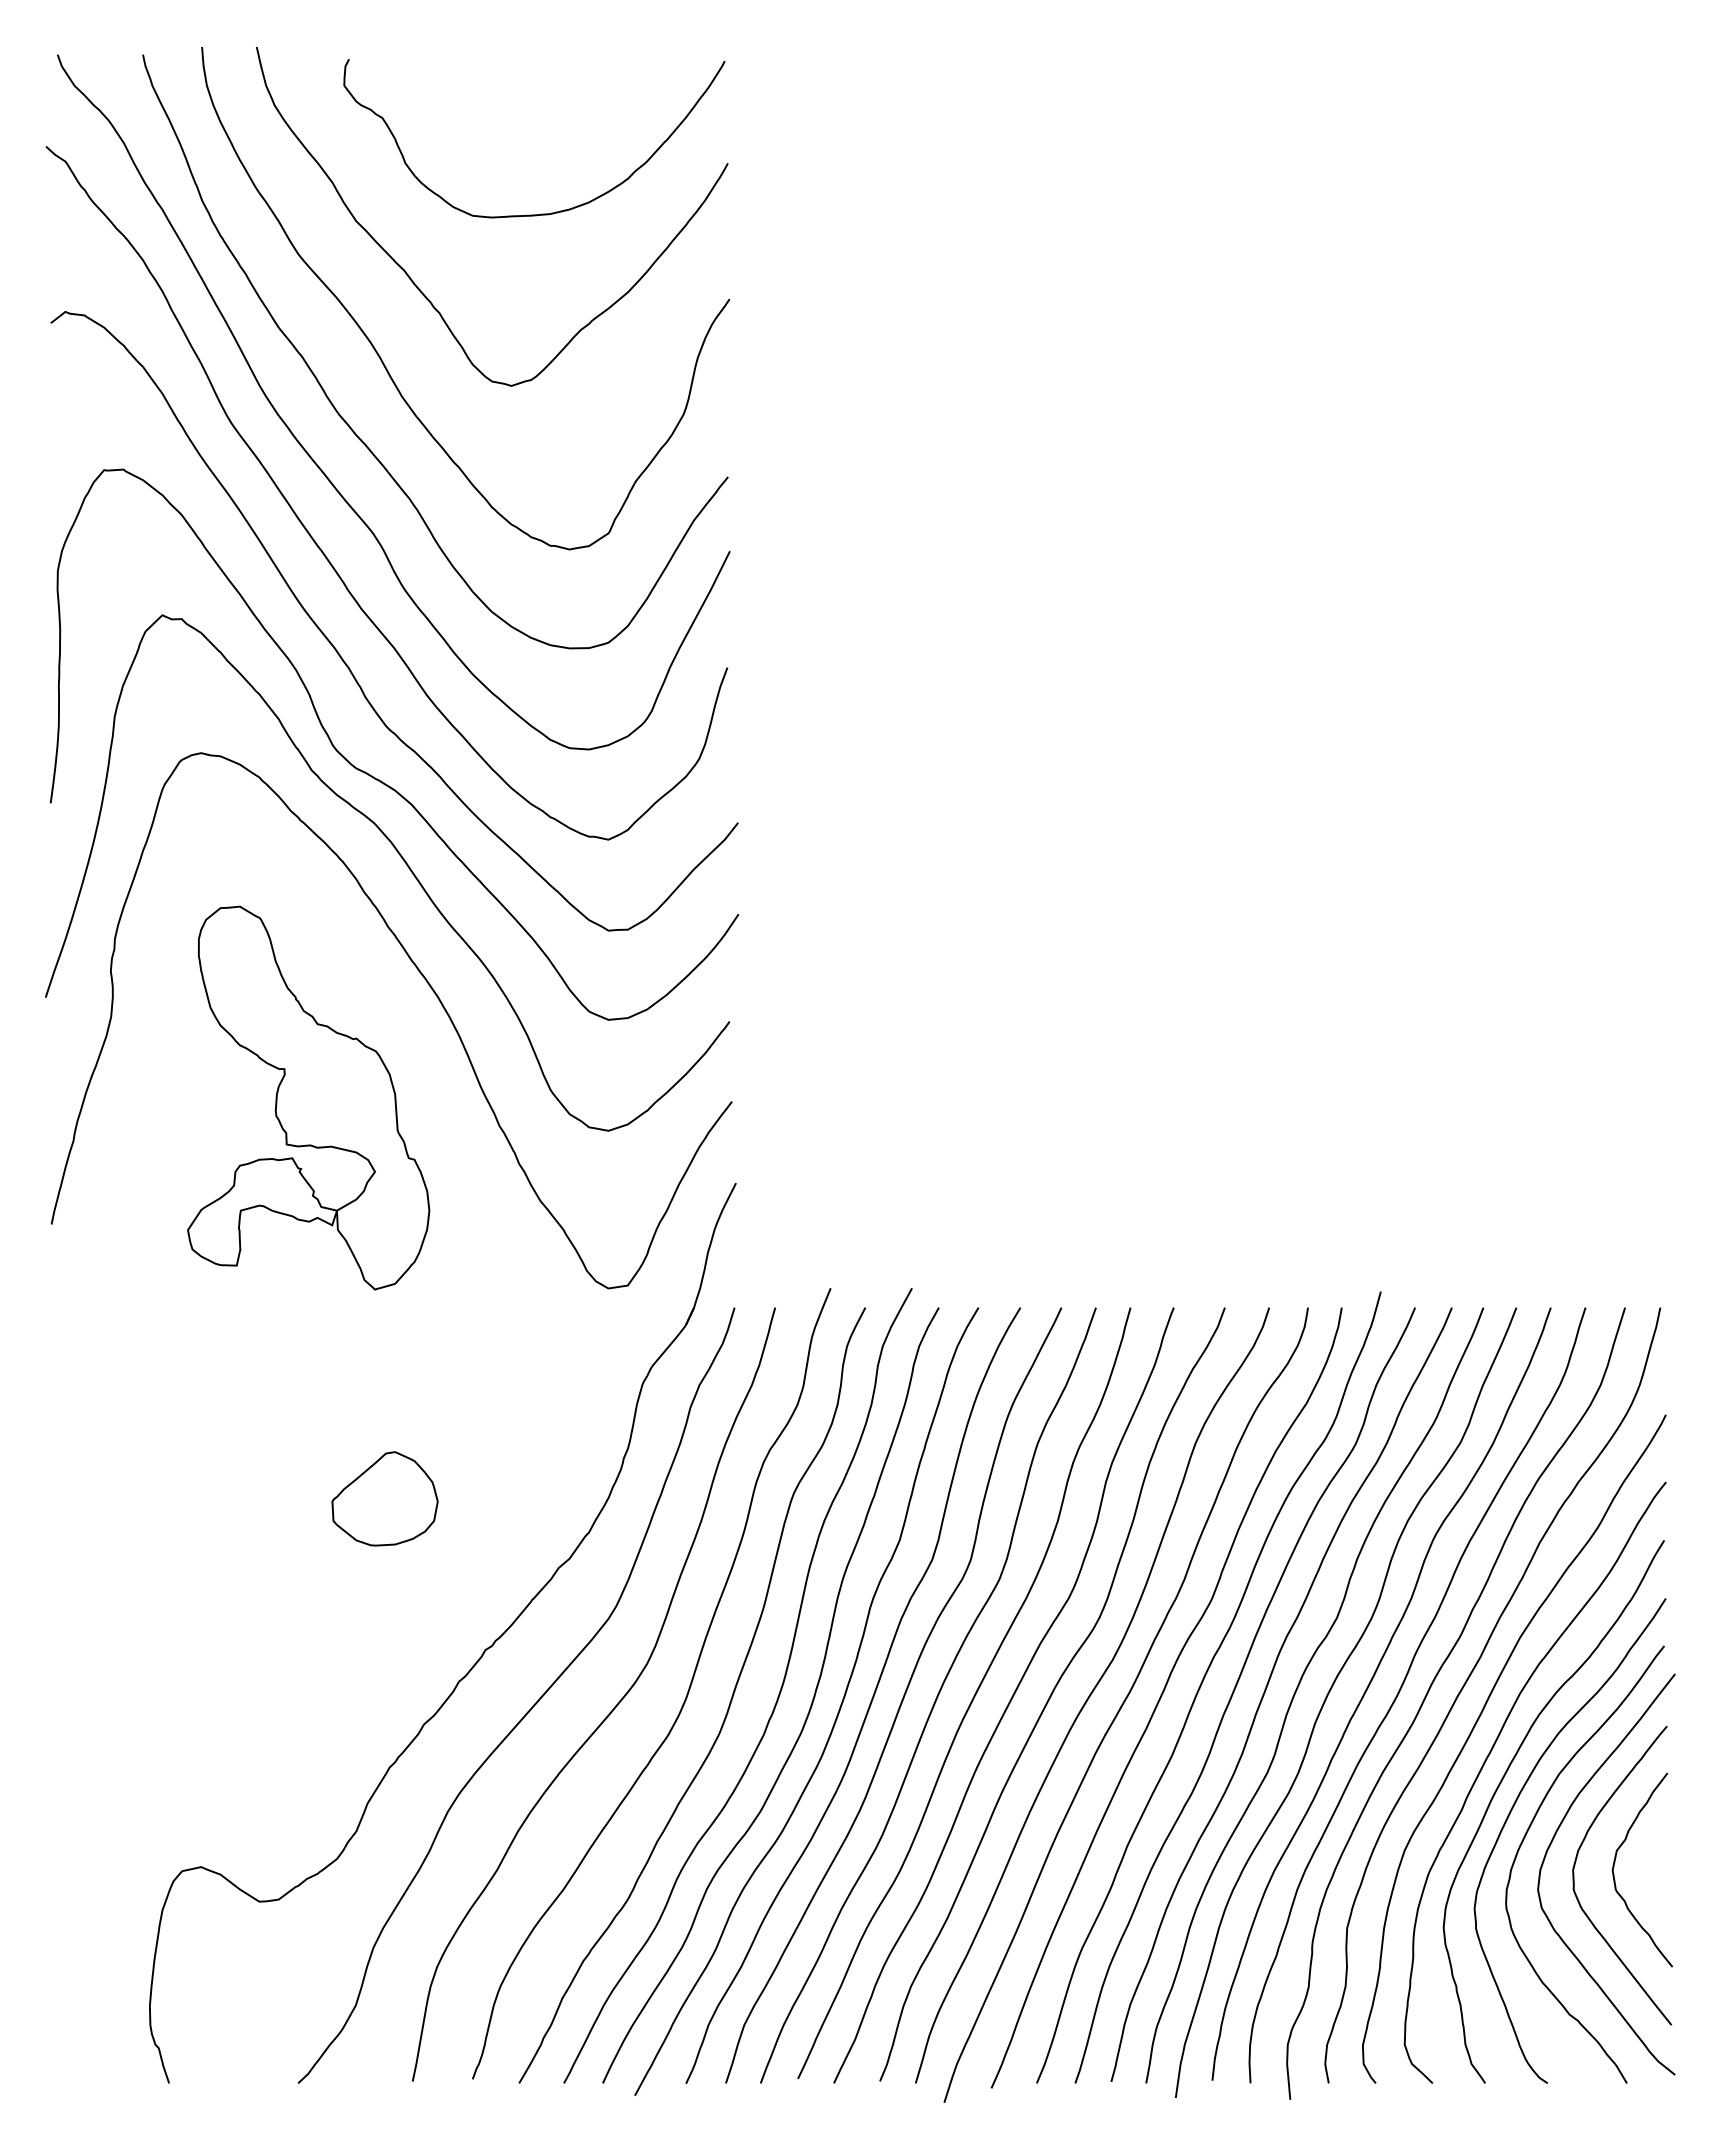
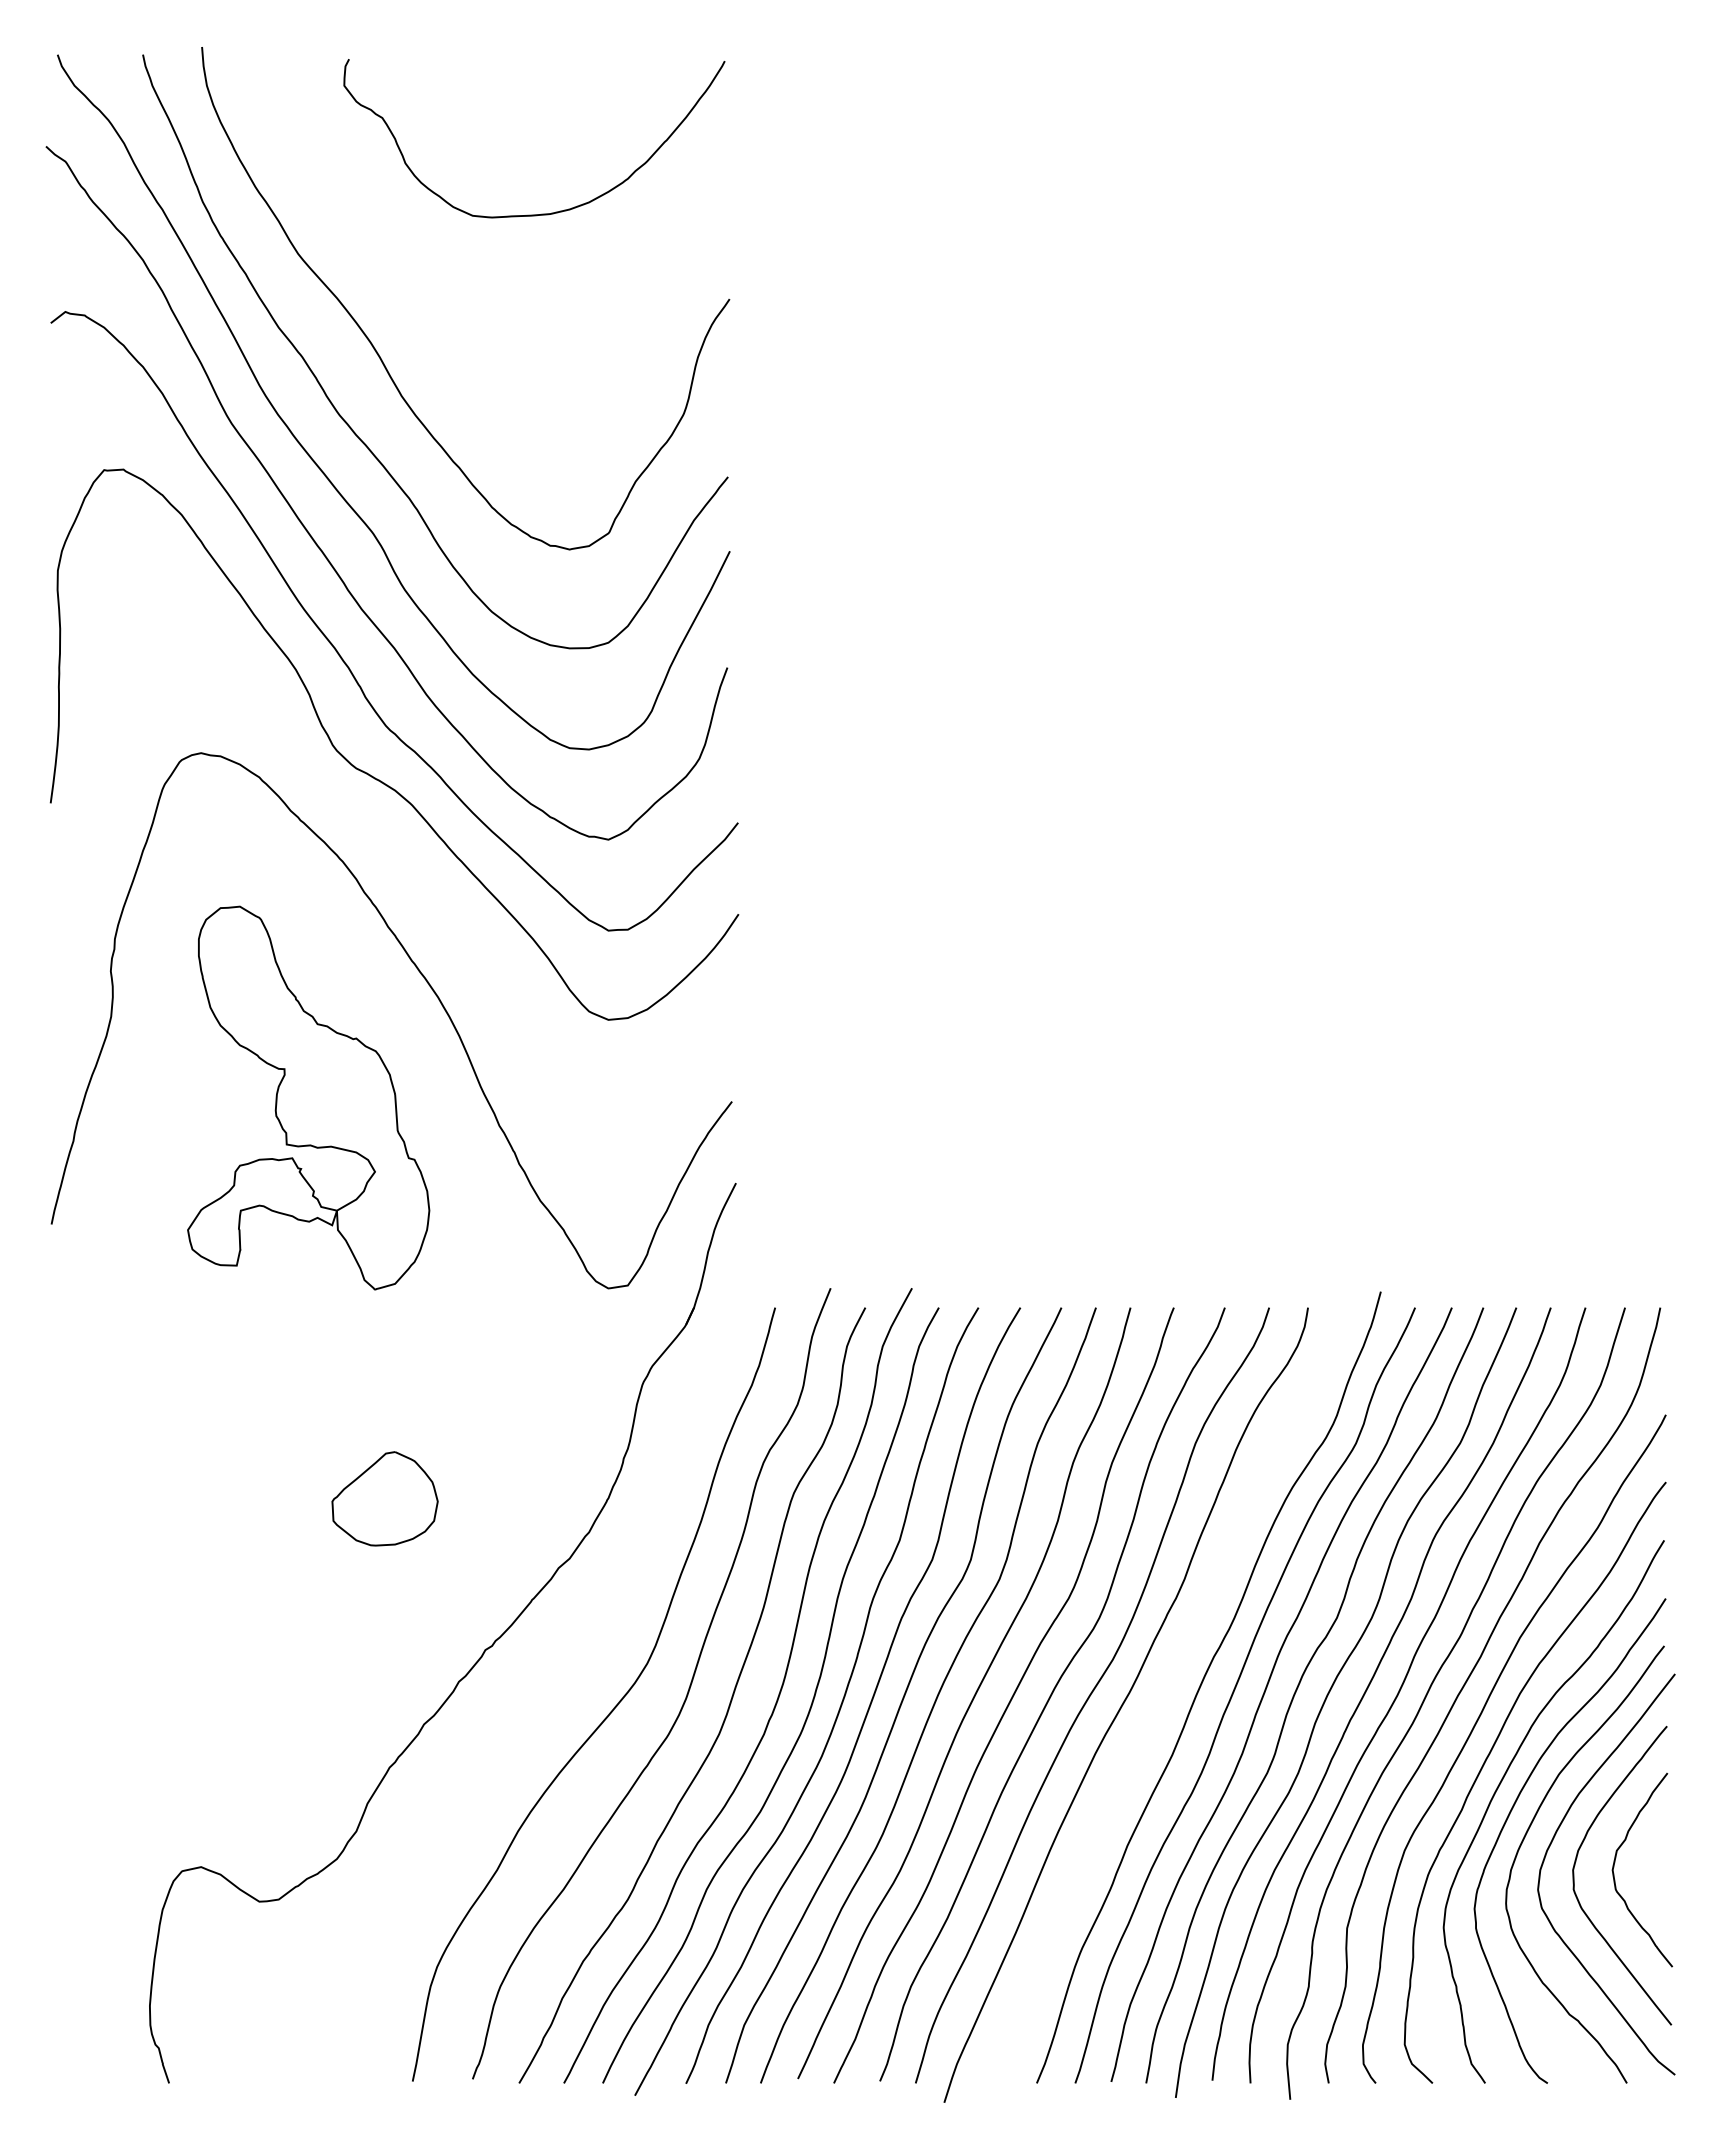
curve: present -> none (412, 279)
curve: present -> none (403, 861)
curve: present -> none (1162, 1695)
curve: present -> none (532, 1705)
